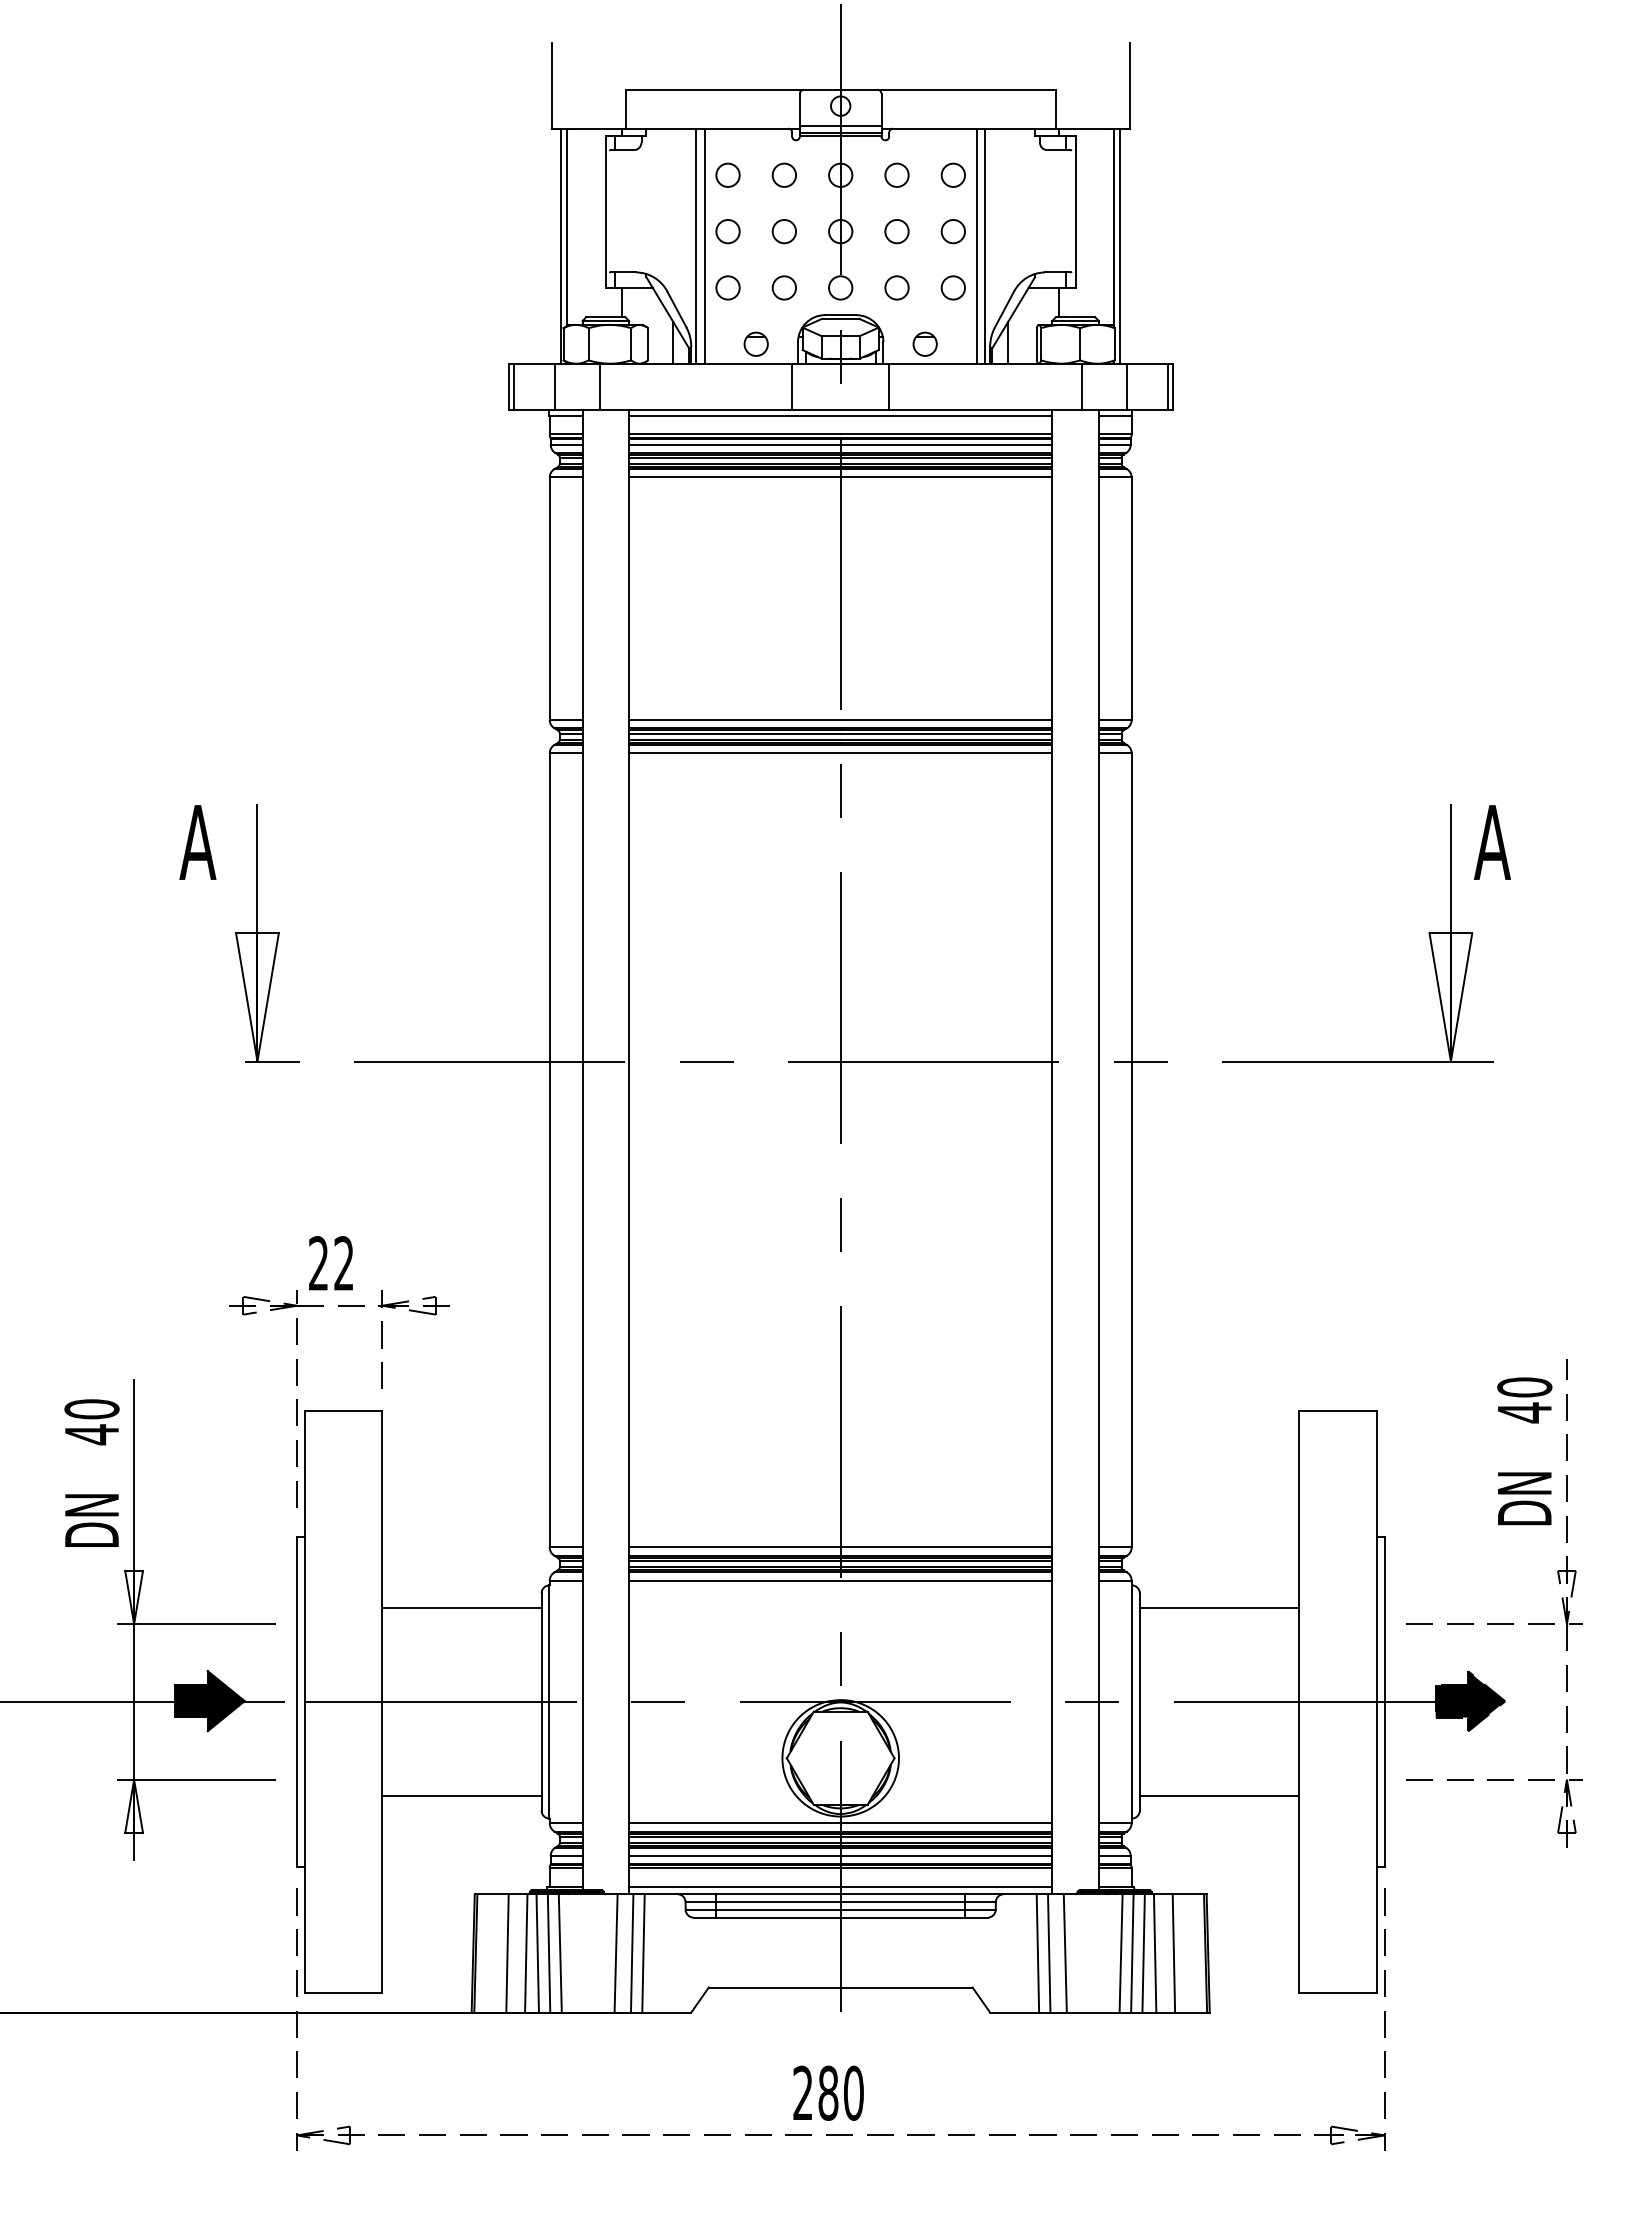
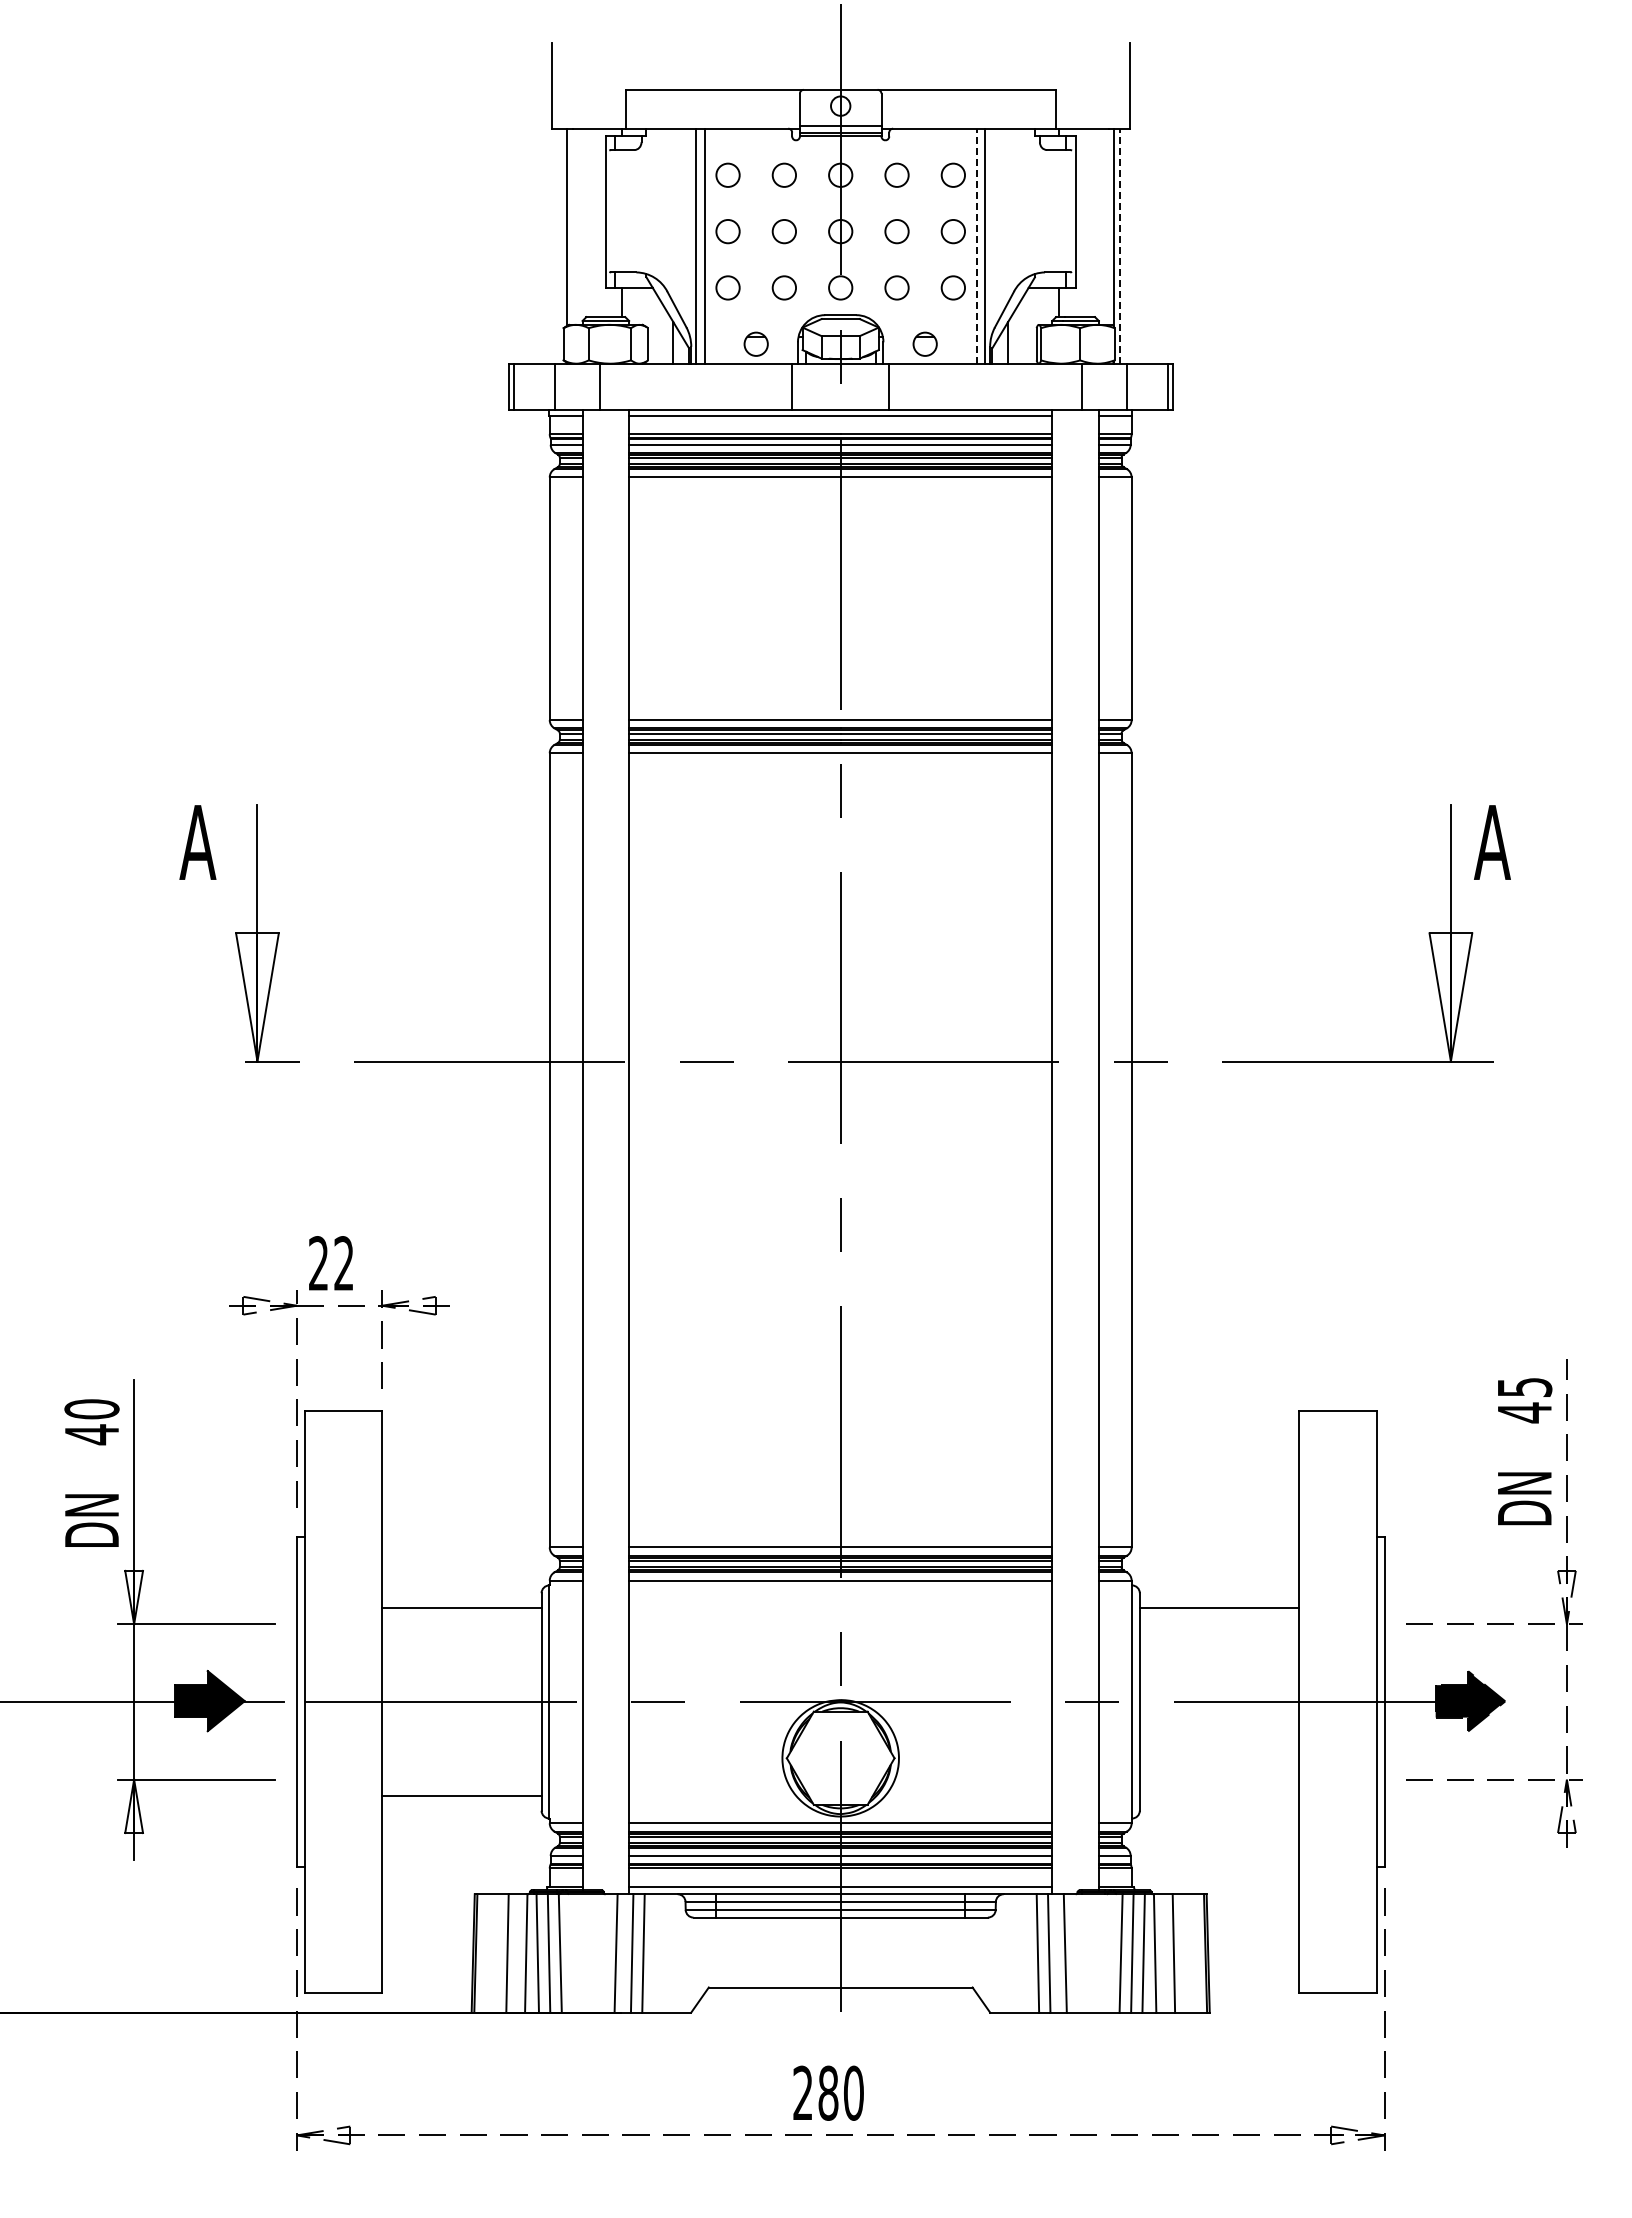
line: present -> none (561, 245)
line: solid -> dashed (976, 246)
line: solid -> dashed (1120, 246)
text: 40 -> 45 (1524, 1387)
line: present -> none (1219, 1795)
